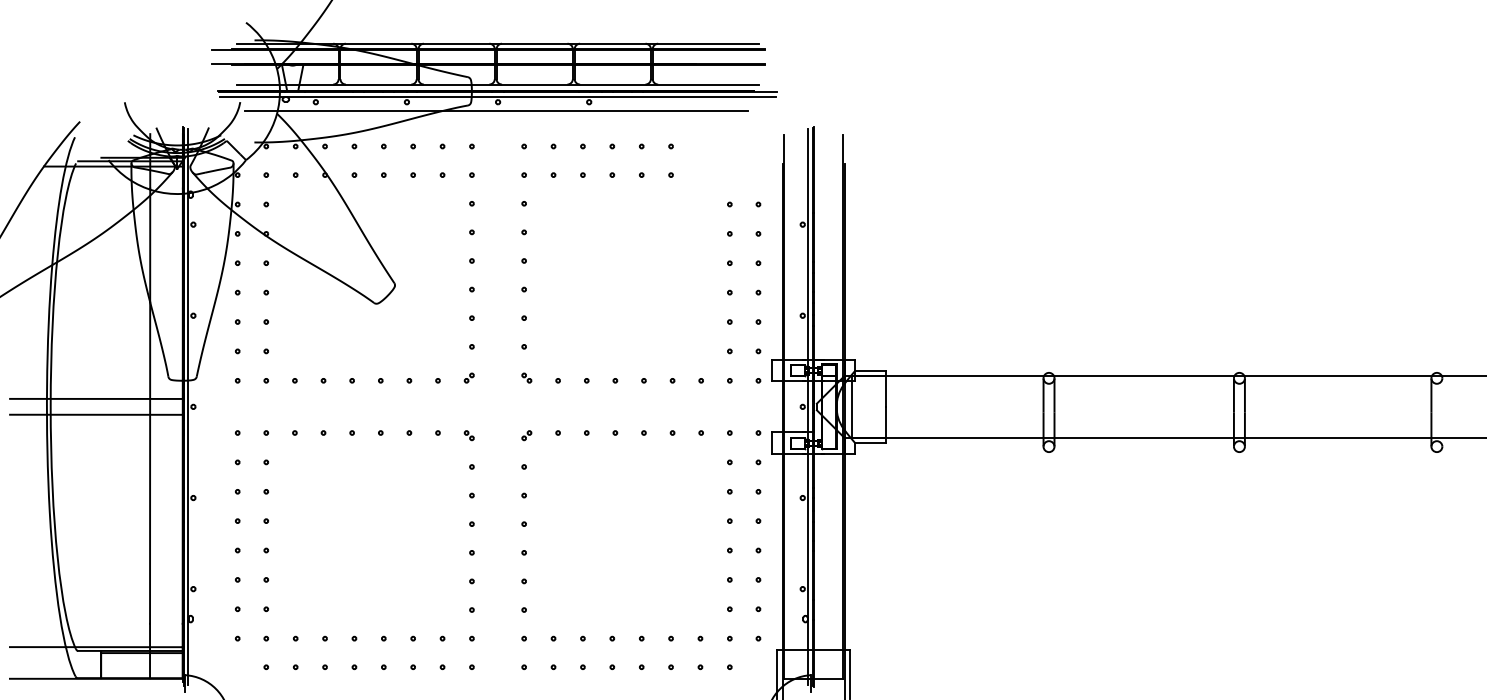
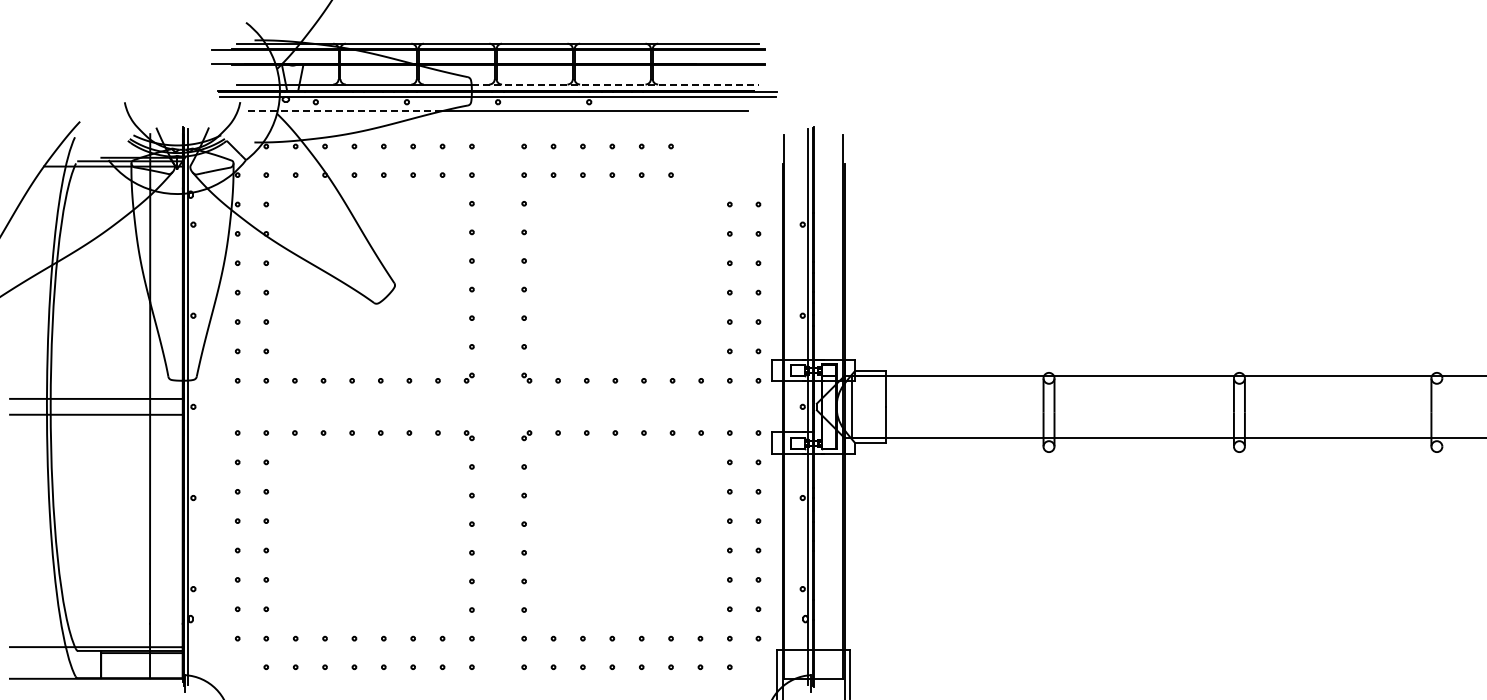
line: solid -> dashed (615, 84)
line: solid -> dashed (343, 111)
